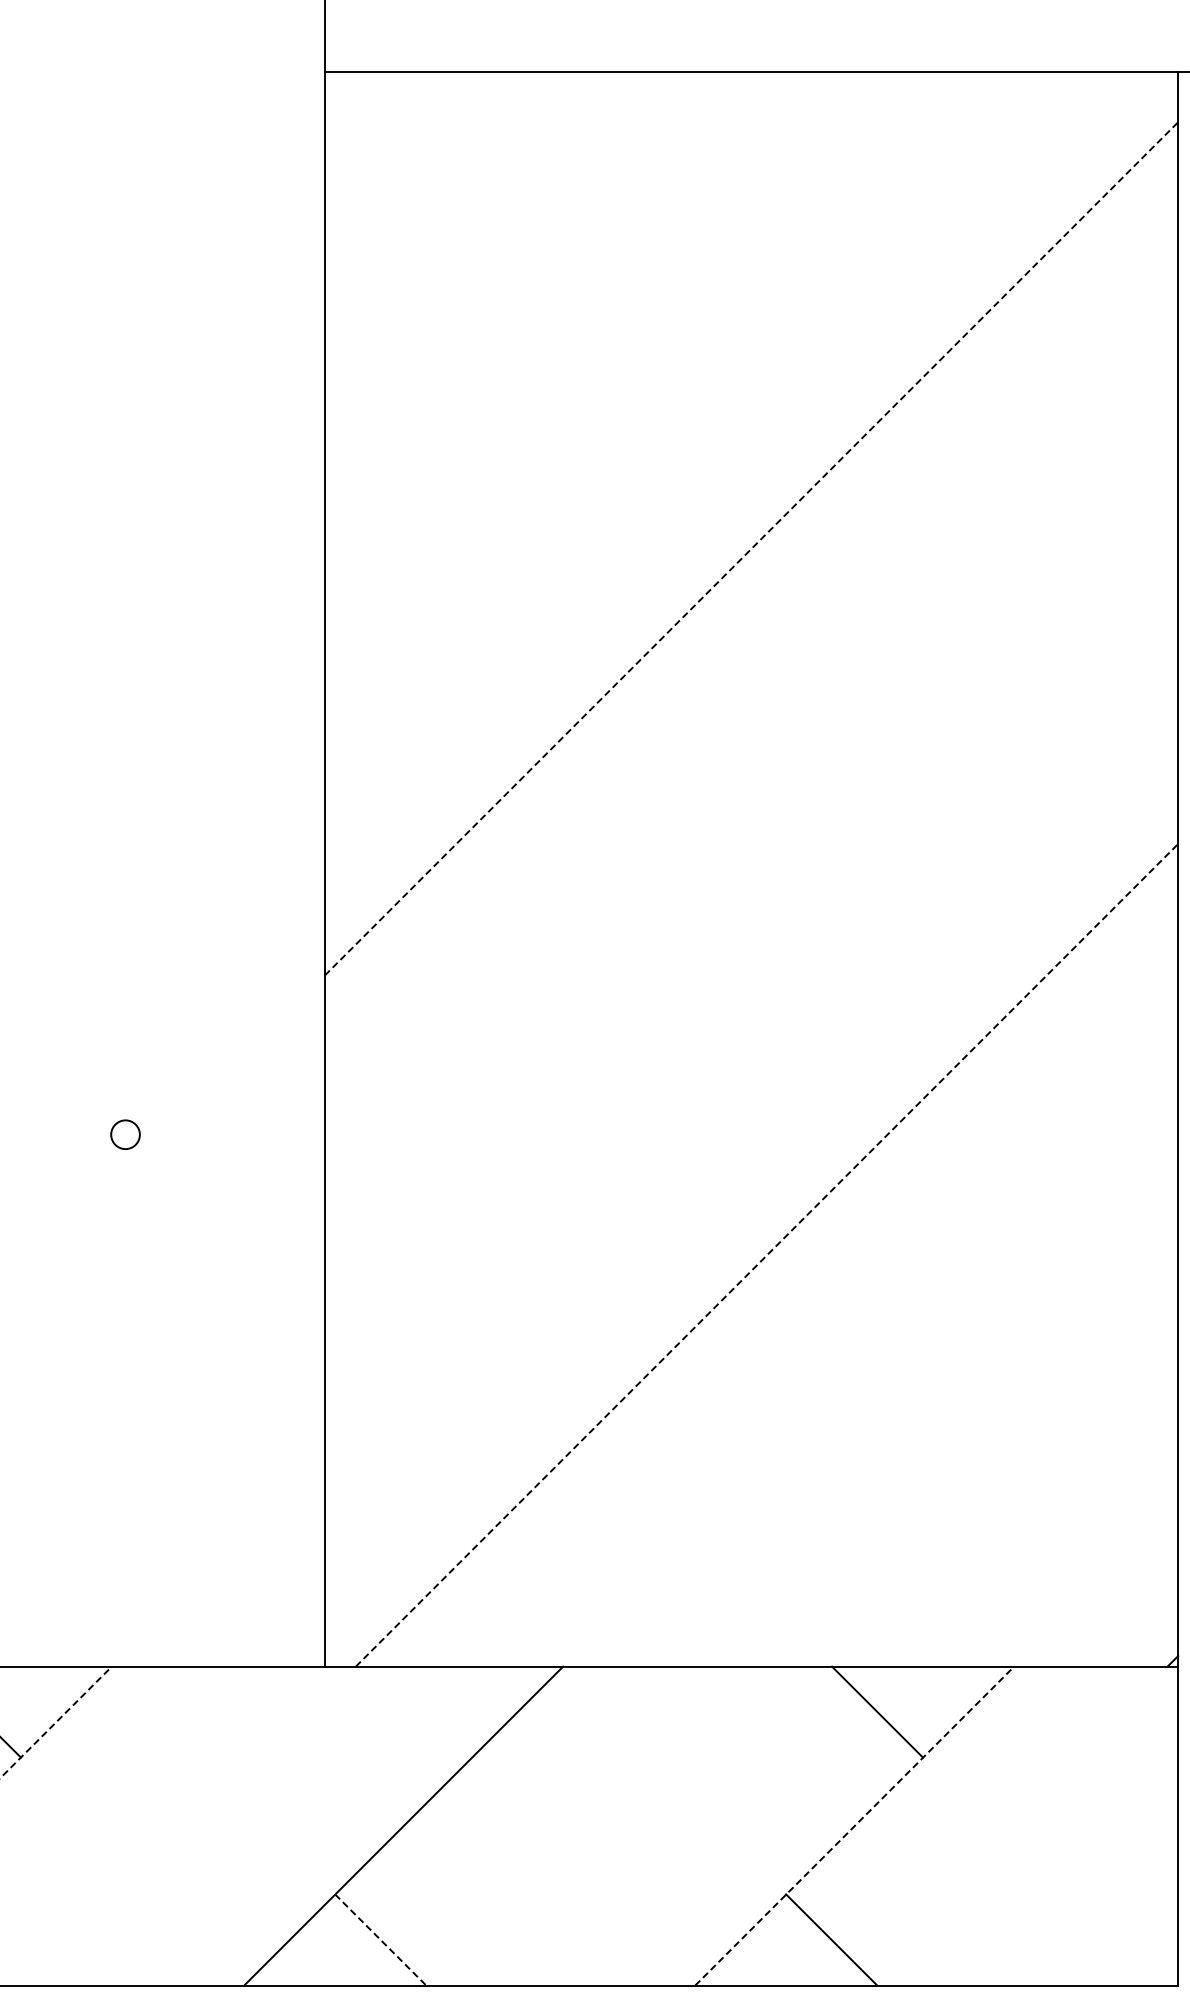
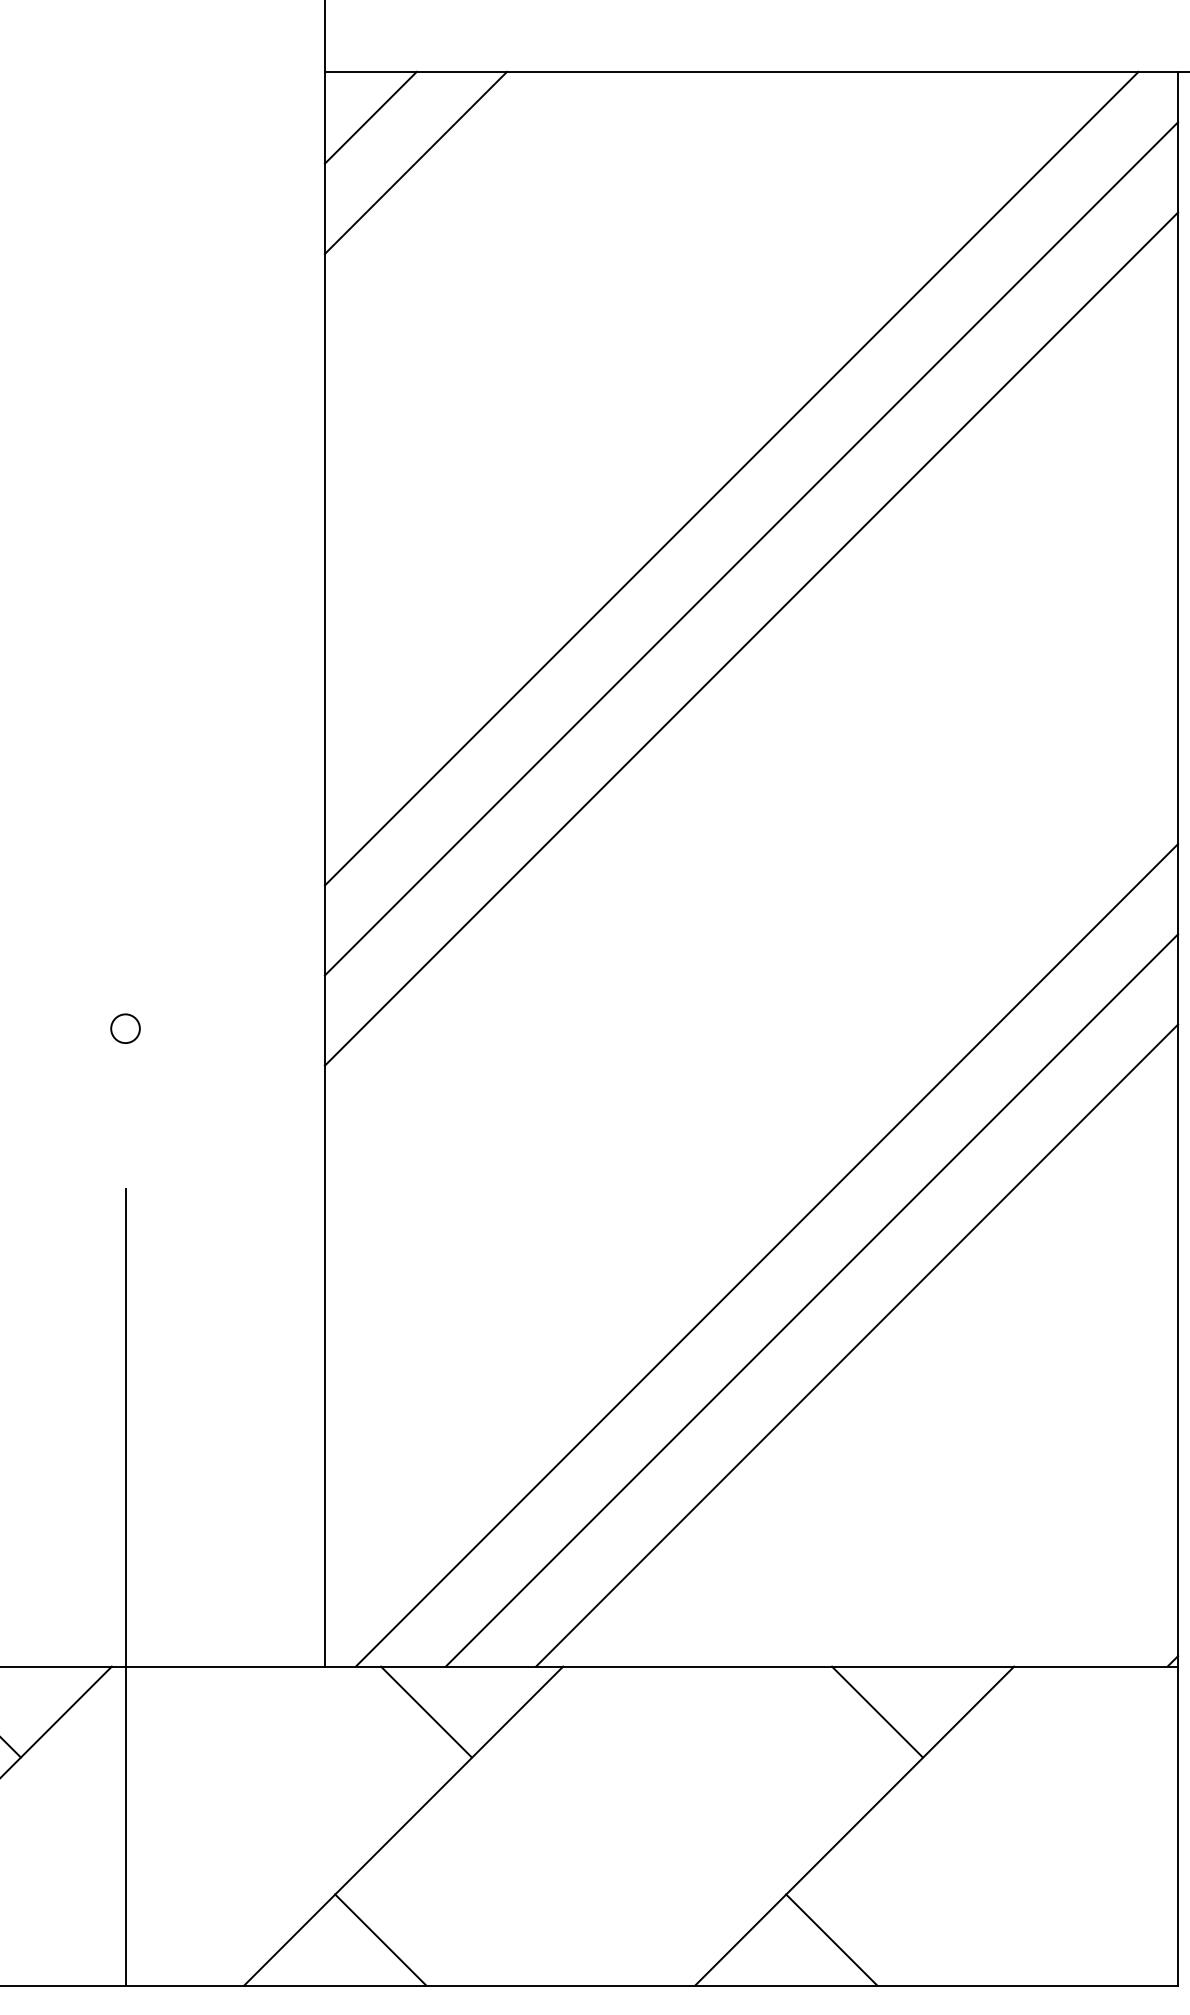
line: none -> present (370, 117)
line: none -> present (415, 162)
line: none -> present (731, 478)
line: dashed -> solid (751, 548)
line: none -> present (751, 638)
circle position: (125, 1134) -> (125, 1028) (125, 1028)
line: dashed -> solid (766, 1255)
line: none -> present (811, 1300)
line: none -> present (857, 1345)
line: none -> present (125, 1599)
line: none -> present (426, 1711)
line: dashed -> solid (56, 1722)
line: dashed -> solid (854, 1826)
line: dashed -> solid (380, 1939)
